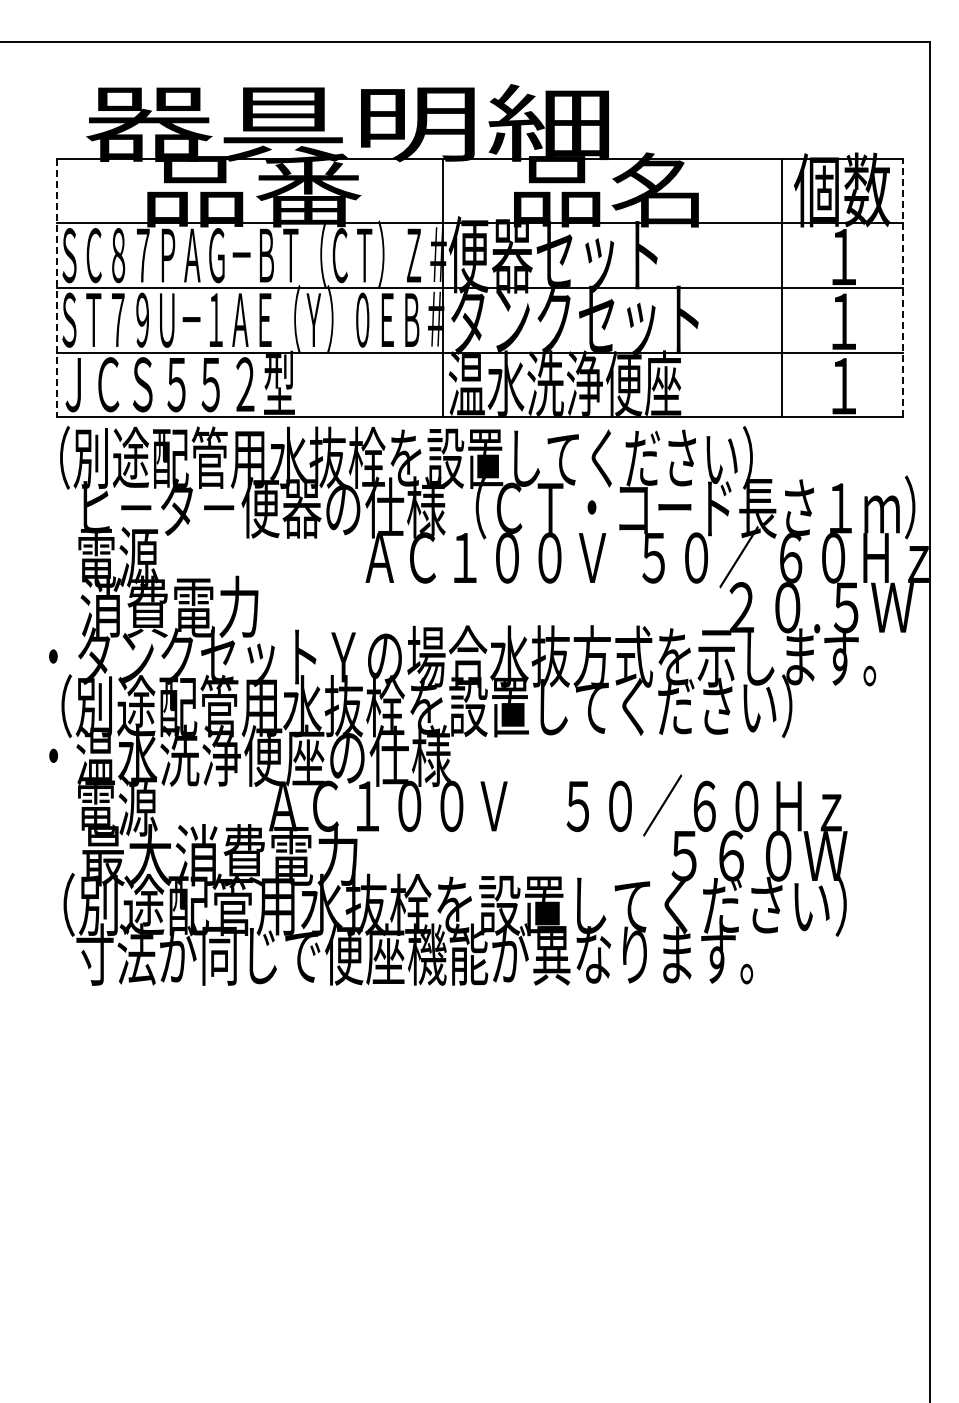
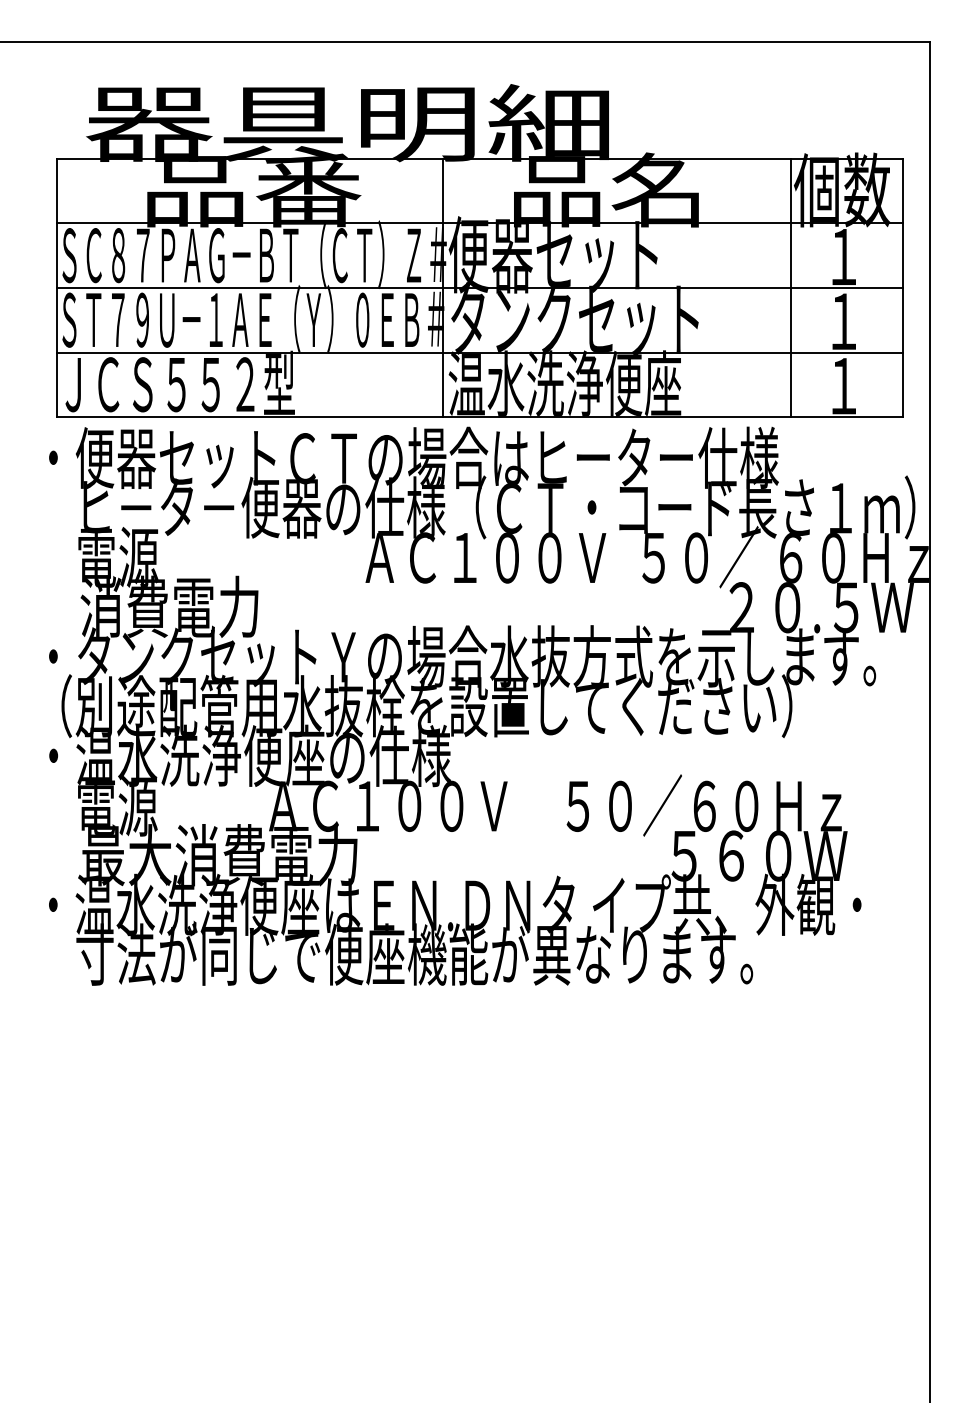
line position: (782, 287) -> (791, 287) (791, 287)
line: dashed -> solid (902, 287)
line: dashed -> solid (57, 288)
text: （別途配管用水抜栓を設置してください） -> ・便器セットＣＴの場合はヒーター仕様 (413, 457)
text: （別途配管用水抜栓を設置してください） -> ・温水洗浄便座はＥＮ.ＤＮタ イプ共、外観・ (455, 904)
